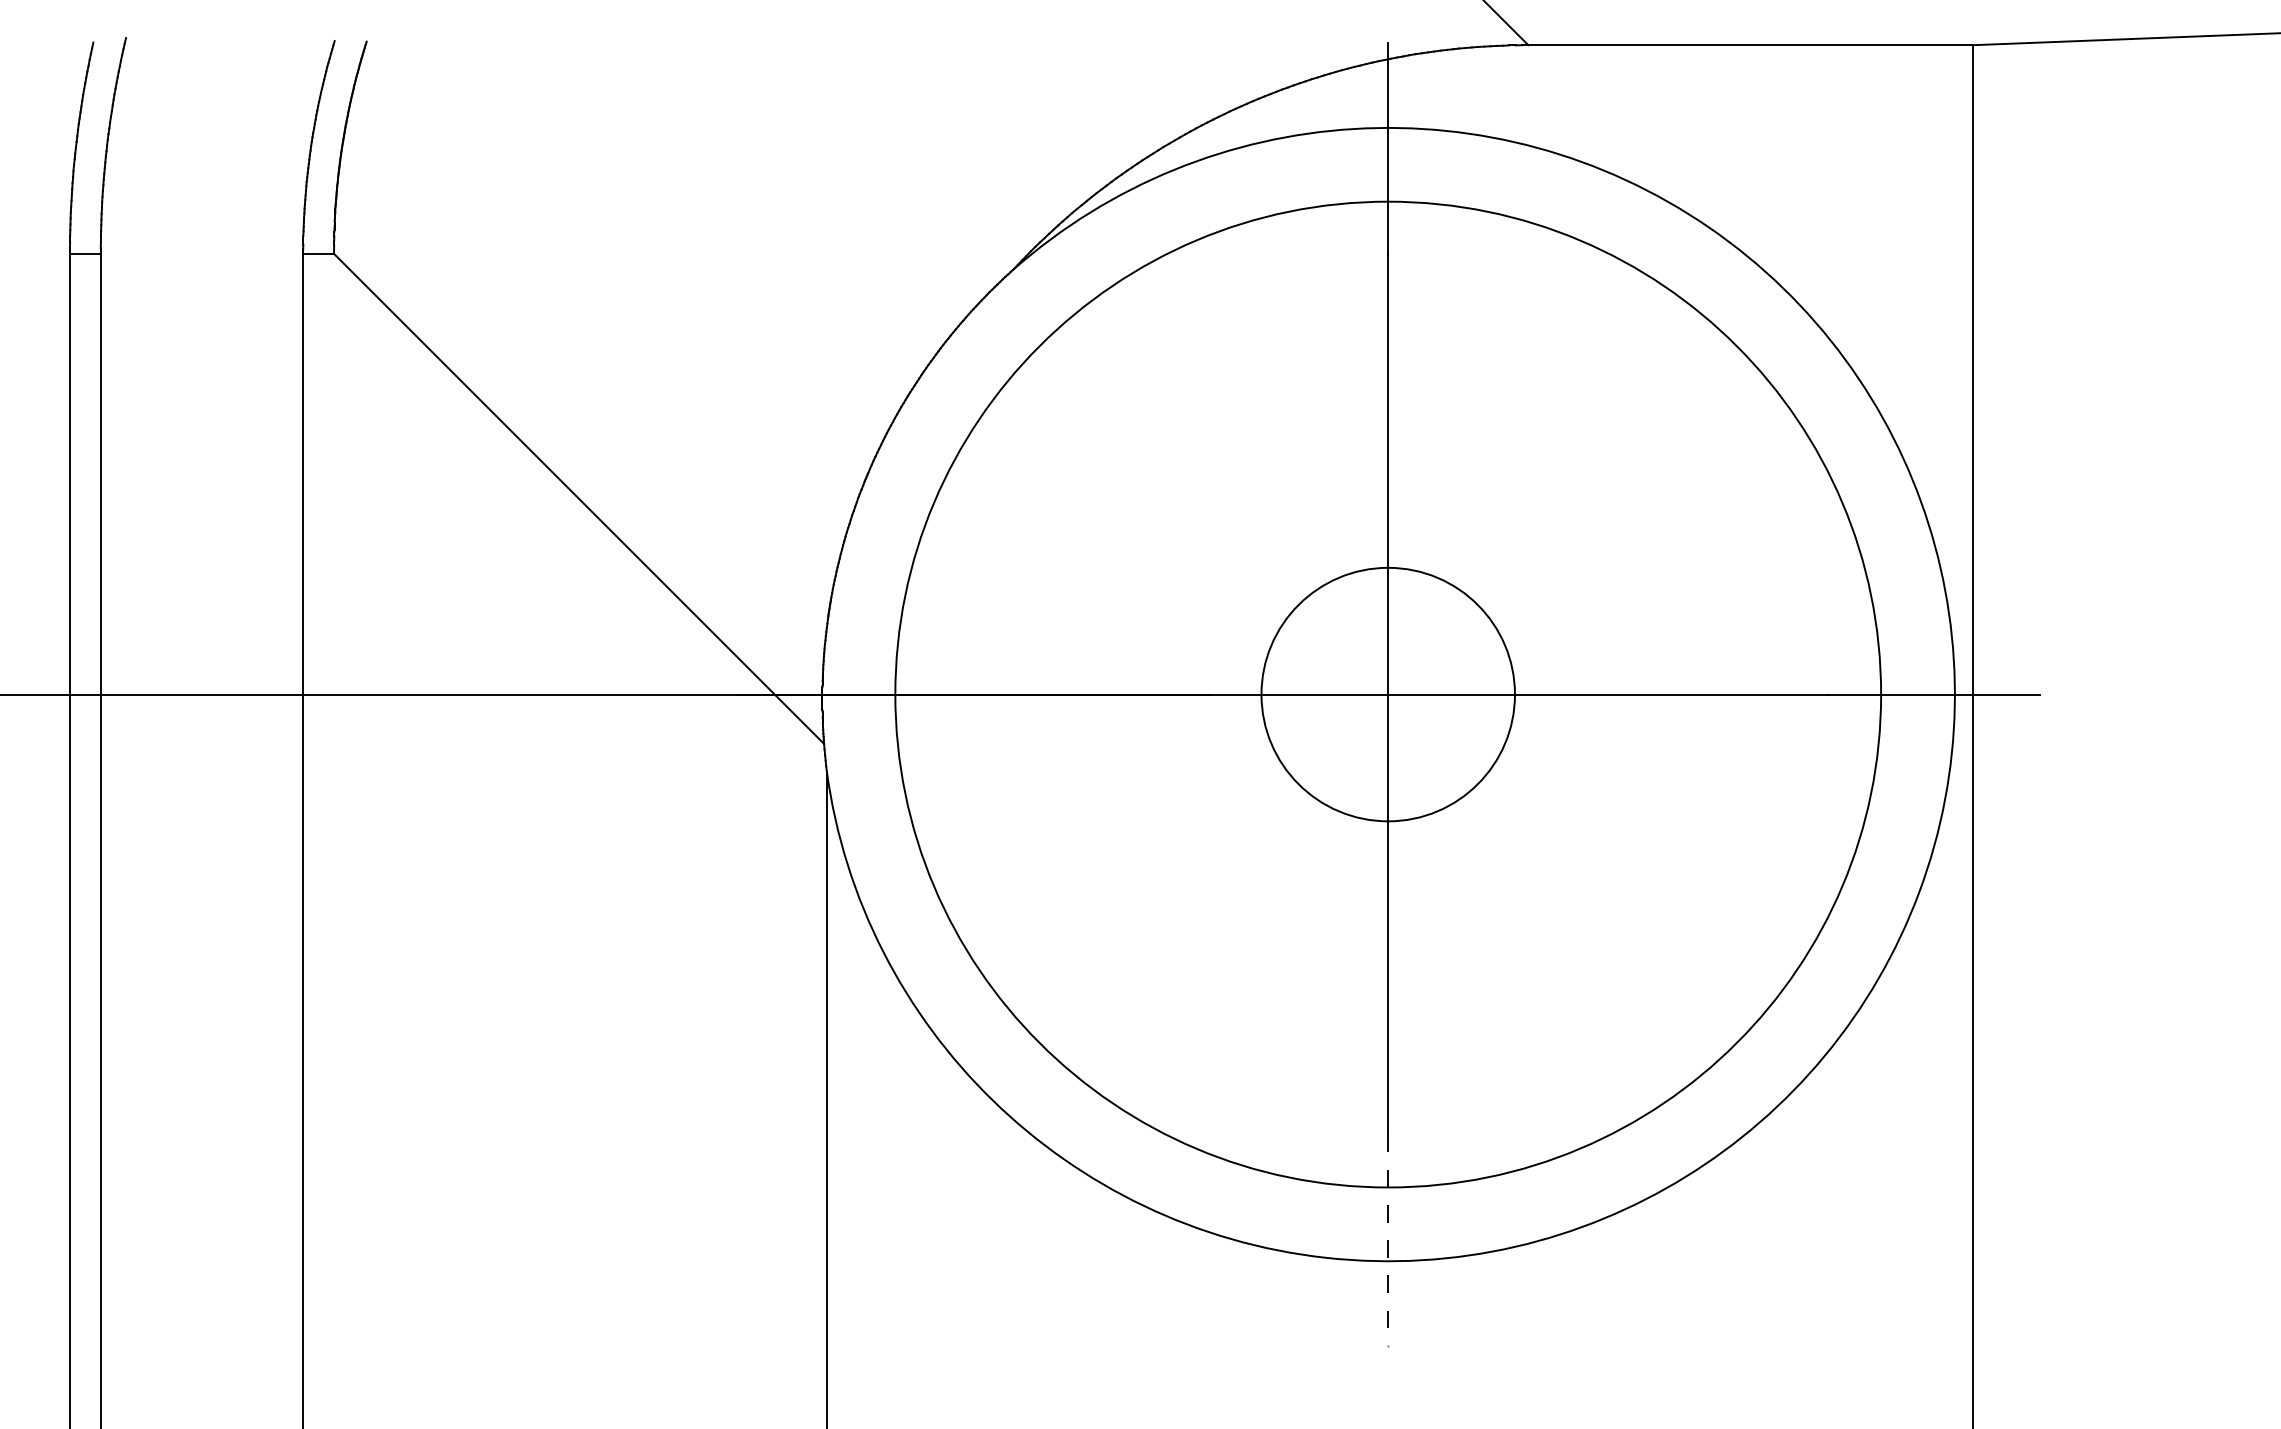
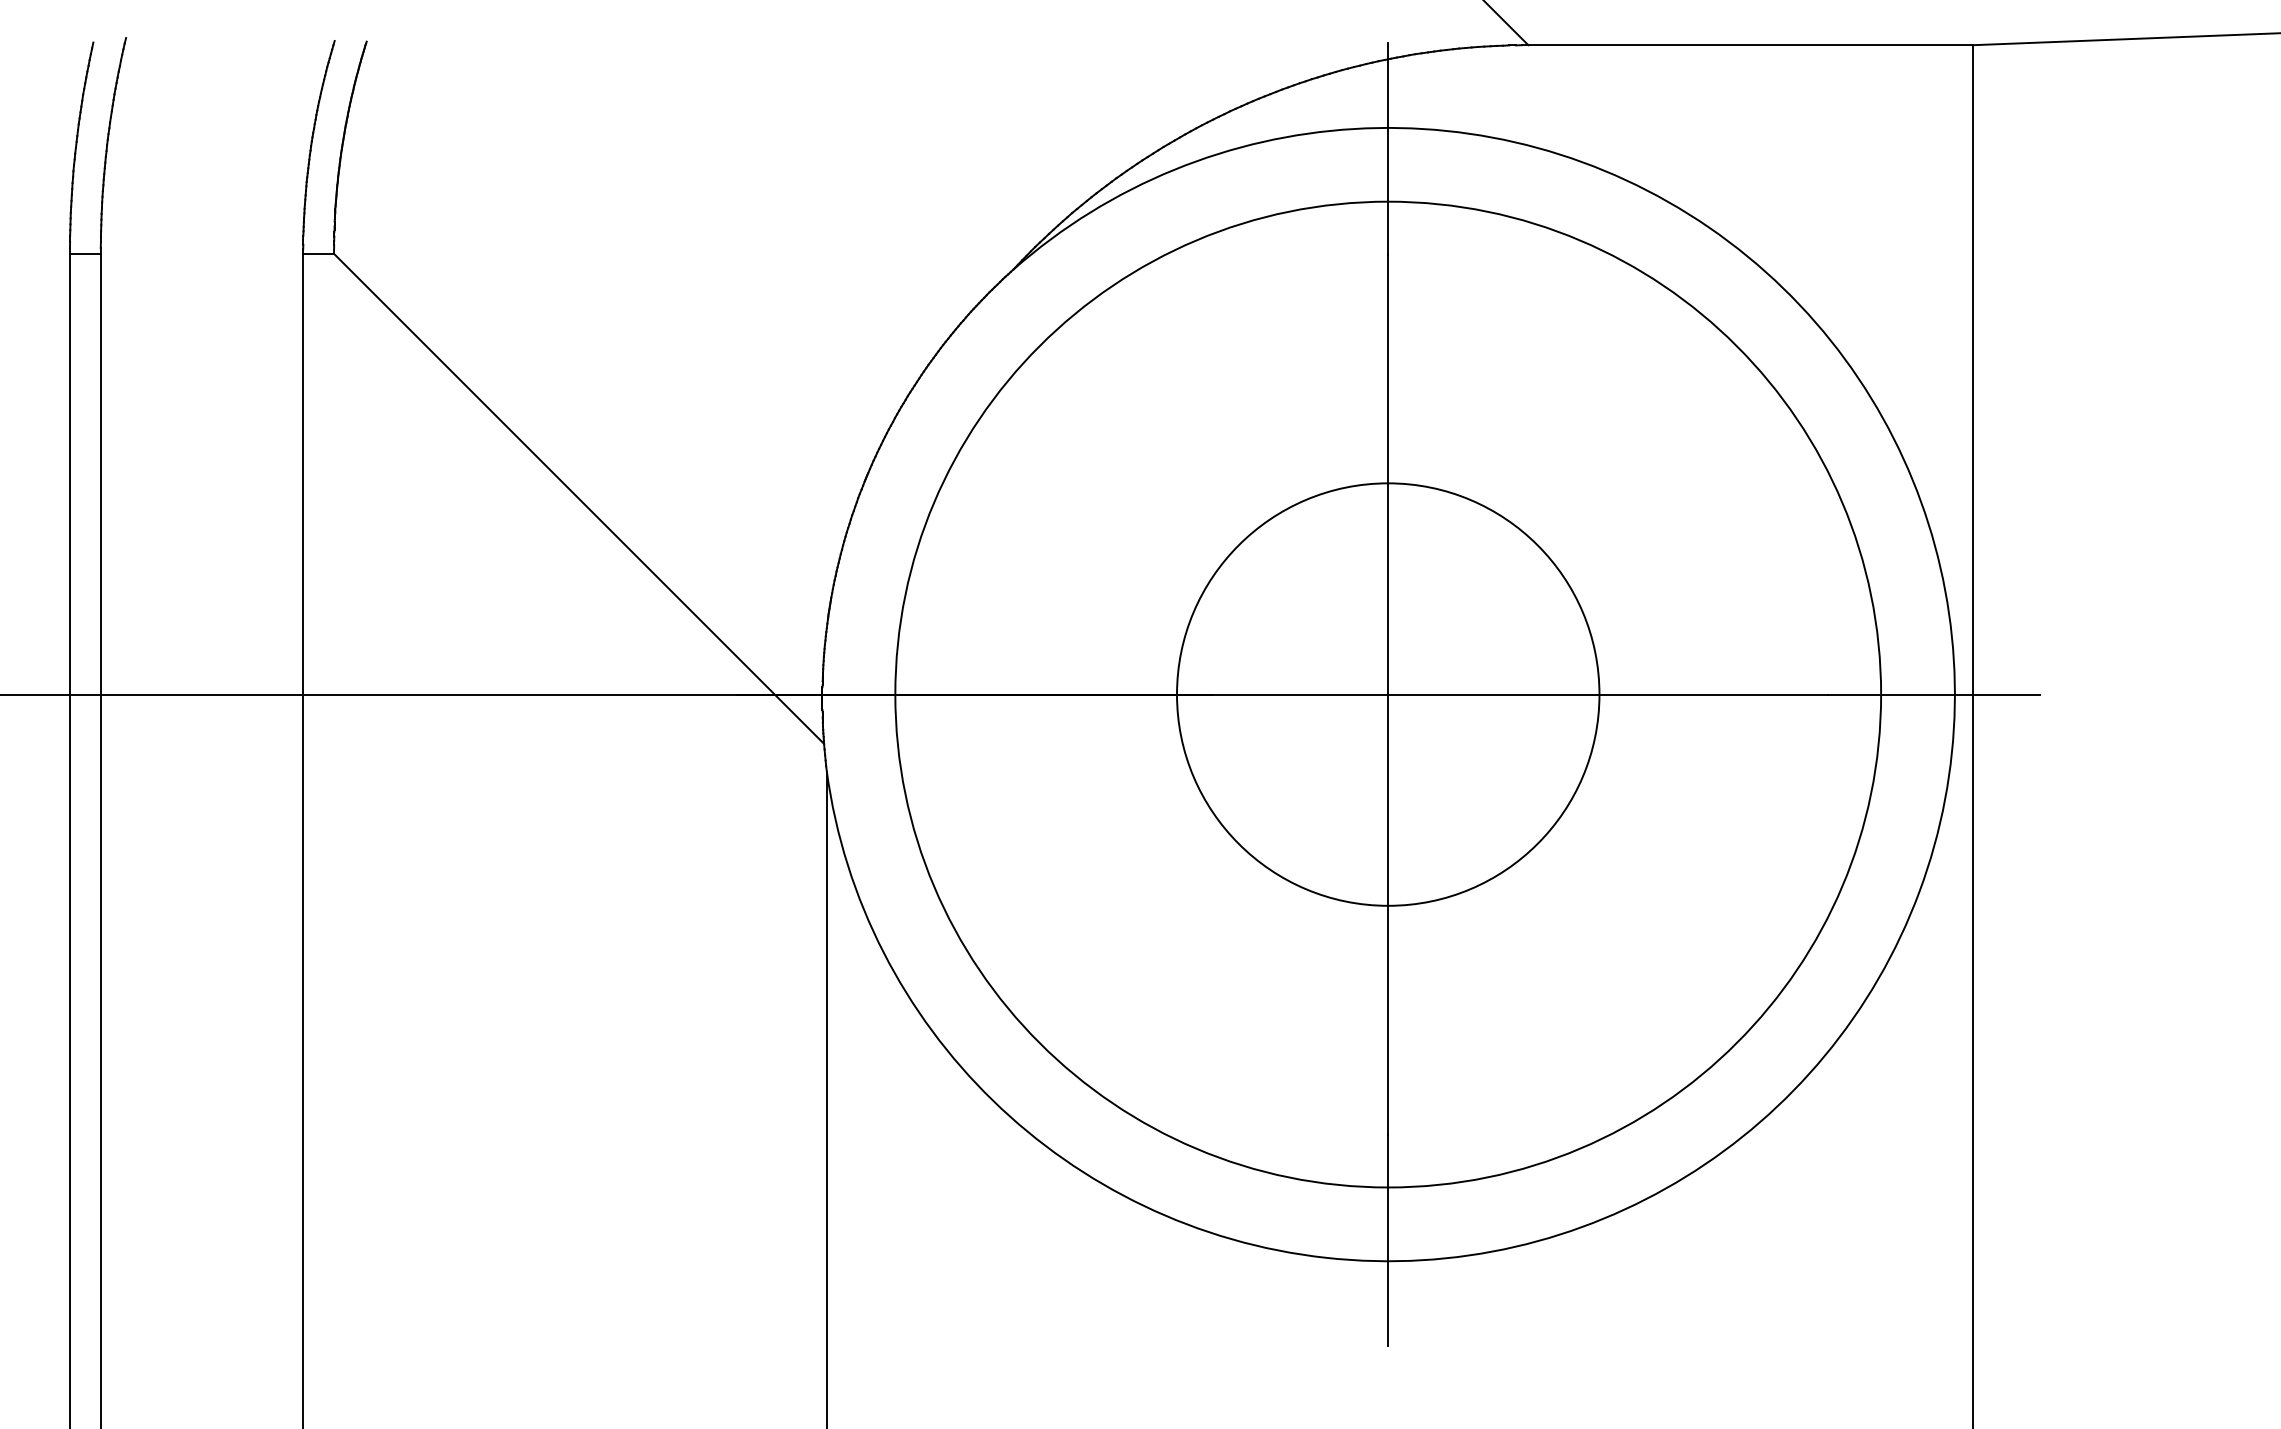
circle diameter: 253 px -> 422 px (1388, 694)
line: dashed -> solid (1388, 1240)
